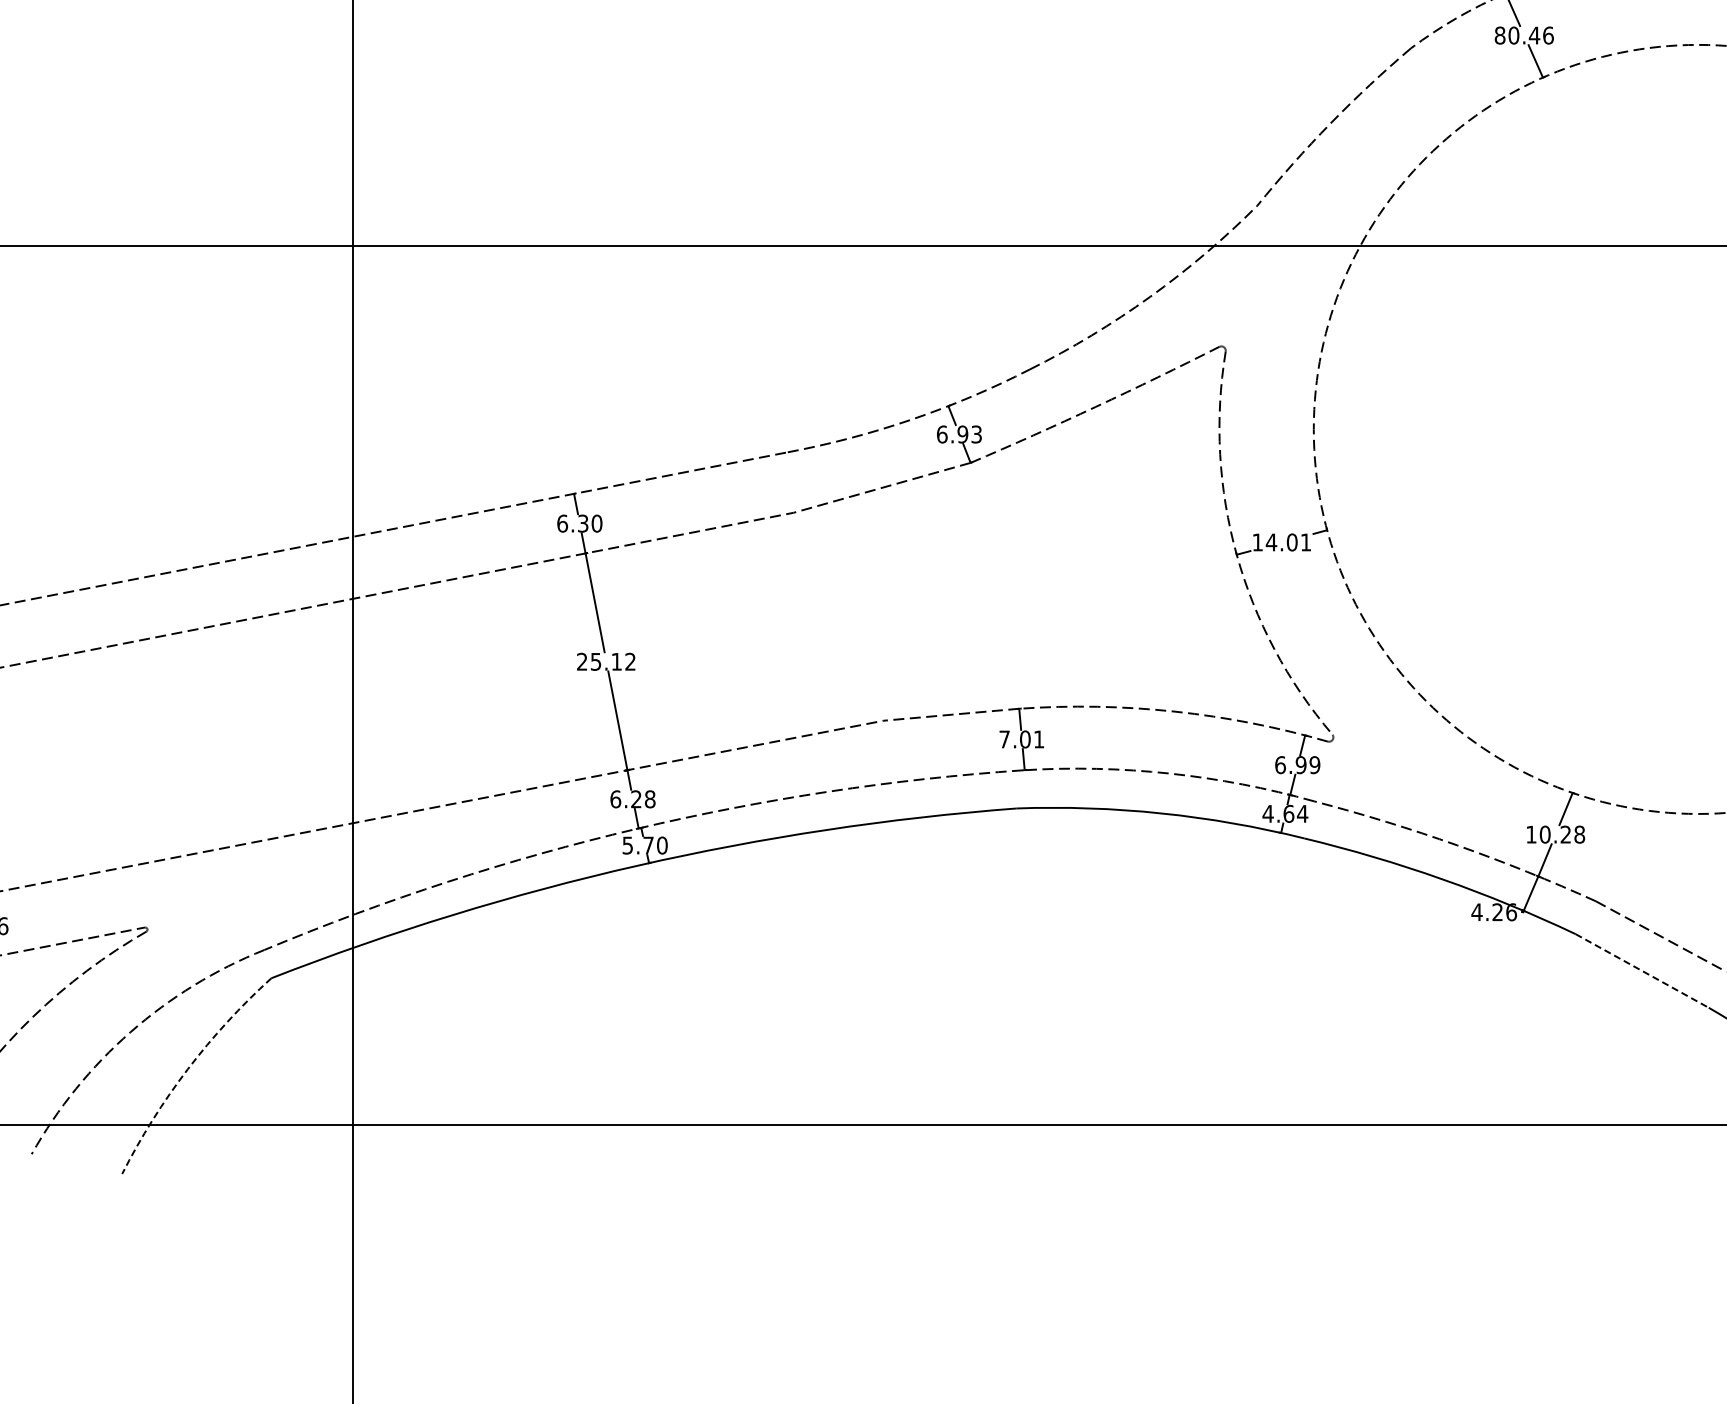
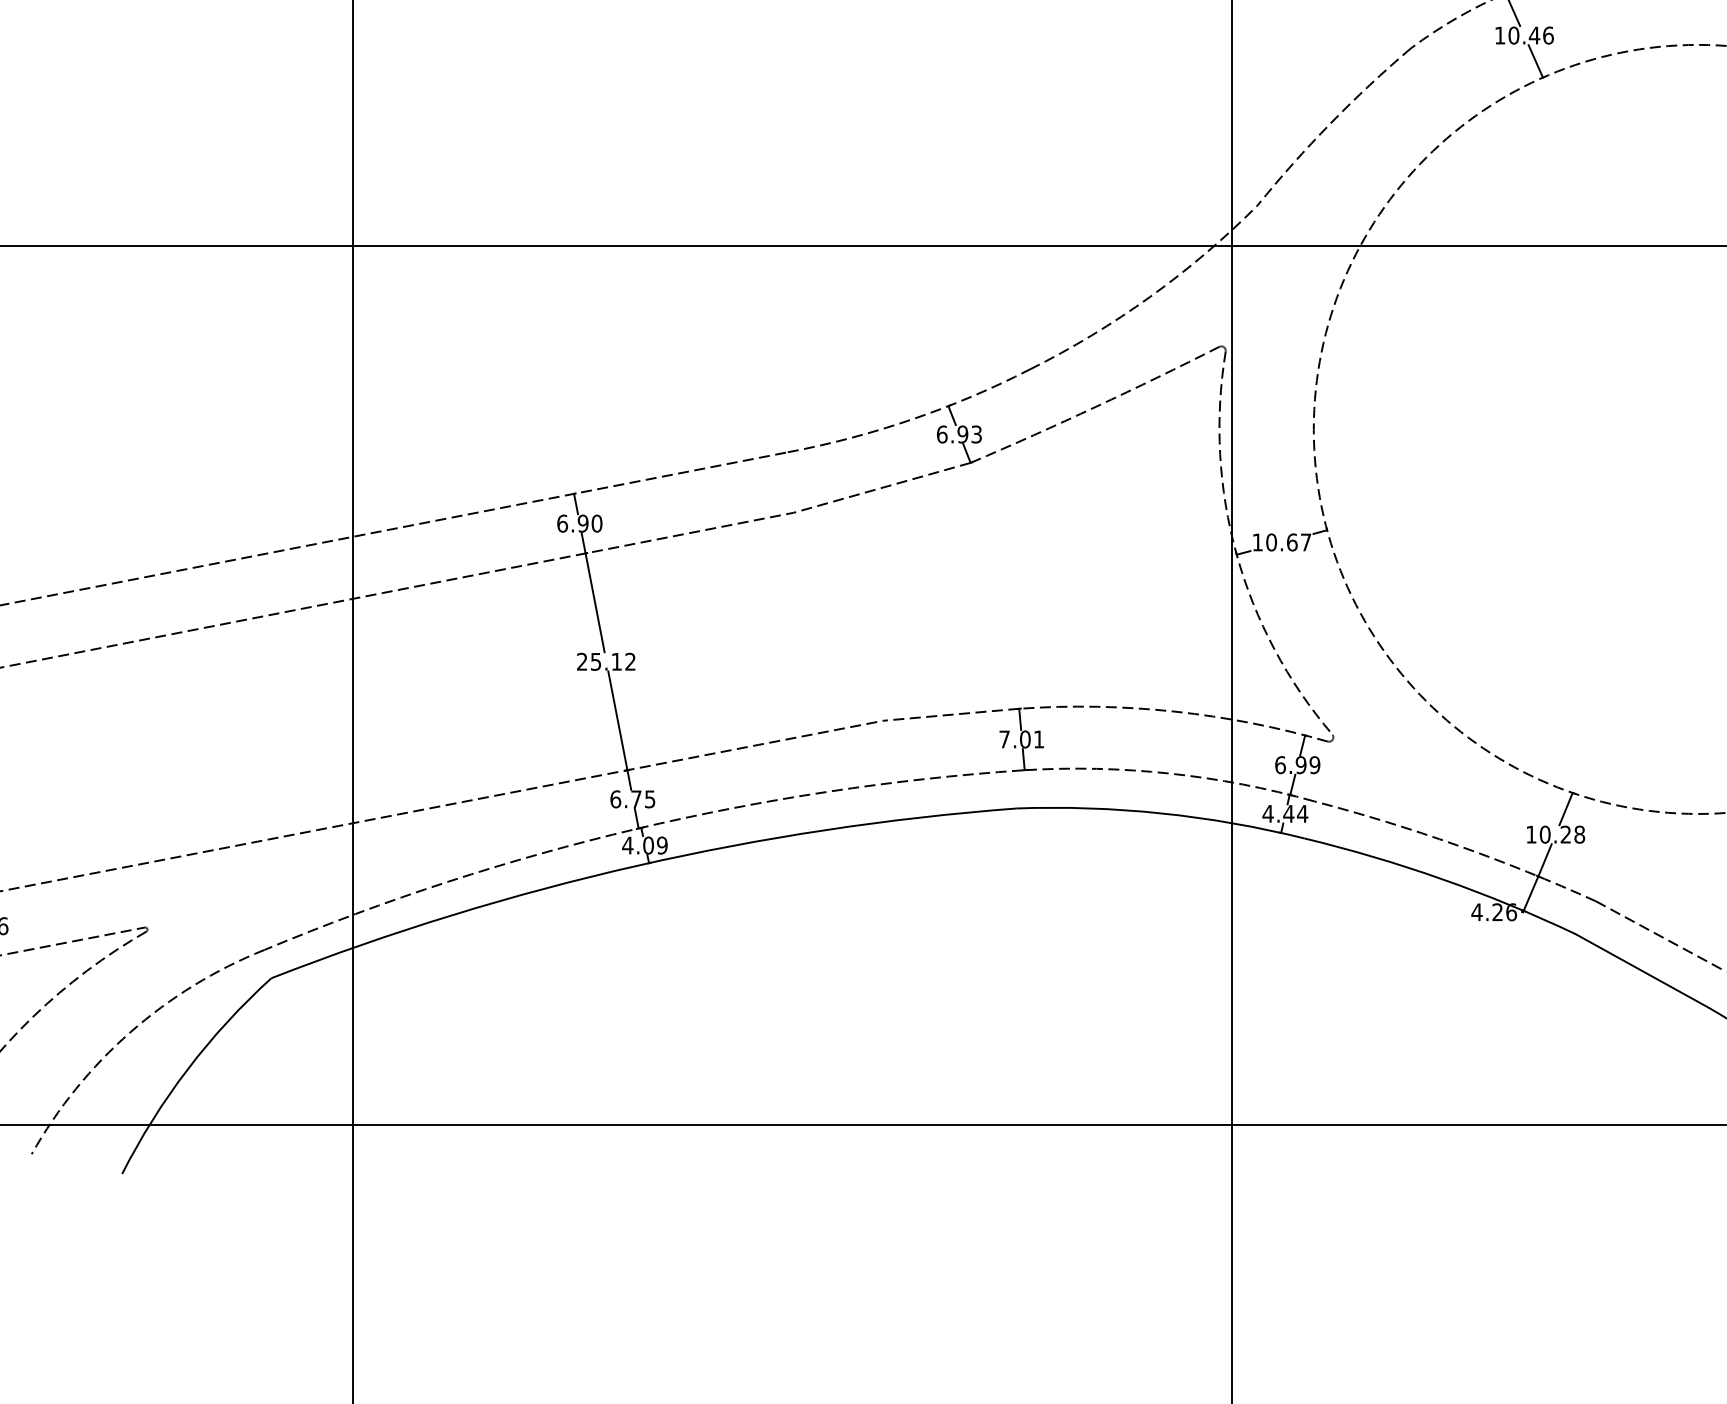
text: 80.46 -> 10.46 (1499, 35)
text: 6.30 -> 6.90 (582, 523)
text: 14.01 -> 10.67 (1288, 542)
line: none -> present (1232, 701)
text: 6.28 -> 6.75 (643, 799)
text: 4.64 -> 4.44 (1288, 813)
text: 5.70 -> 4.09 (644, 845)
line: dashed -> solid (1642, 971)
arc: dashed -> solid (187, 1069)
